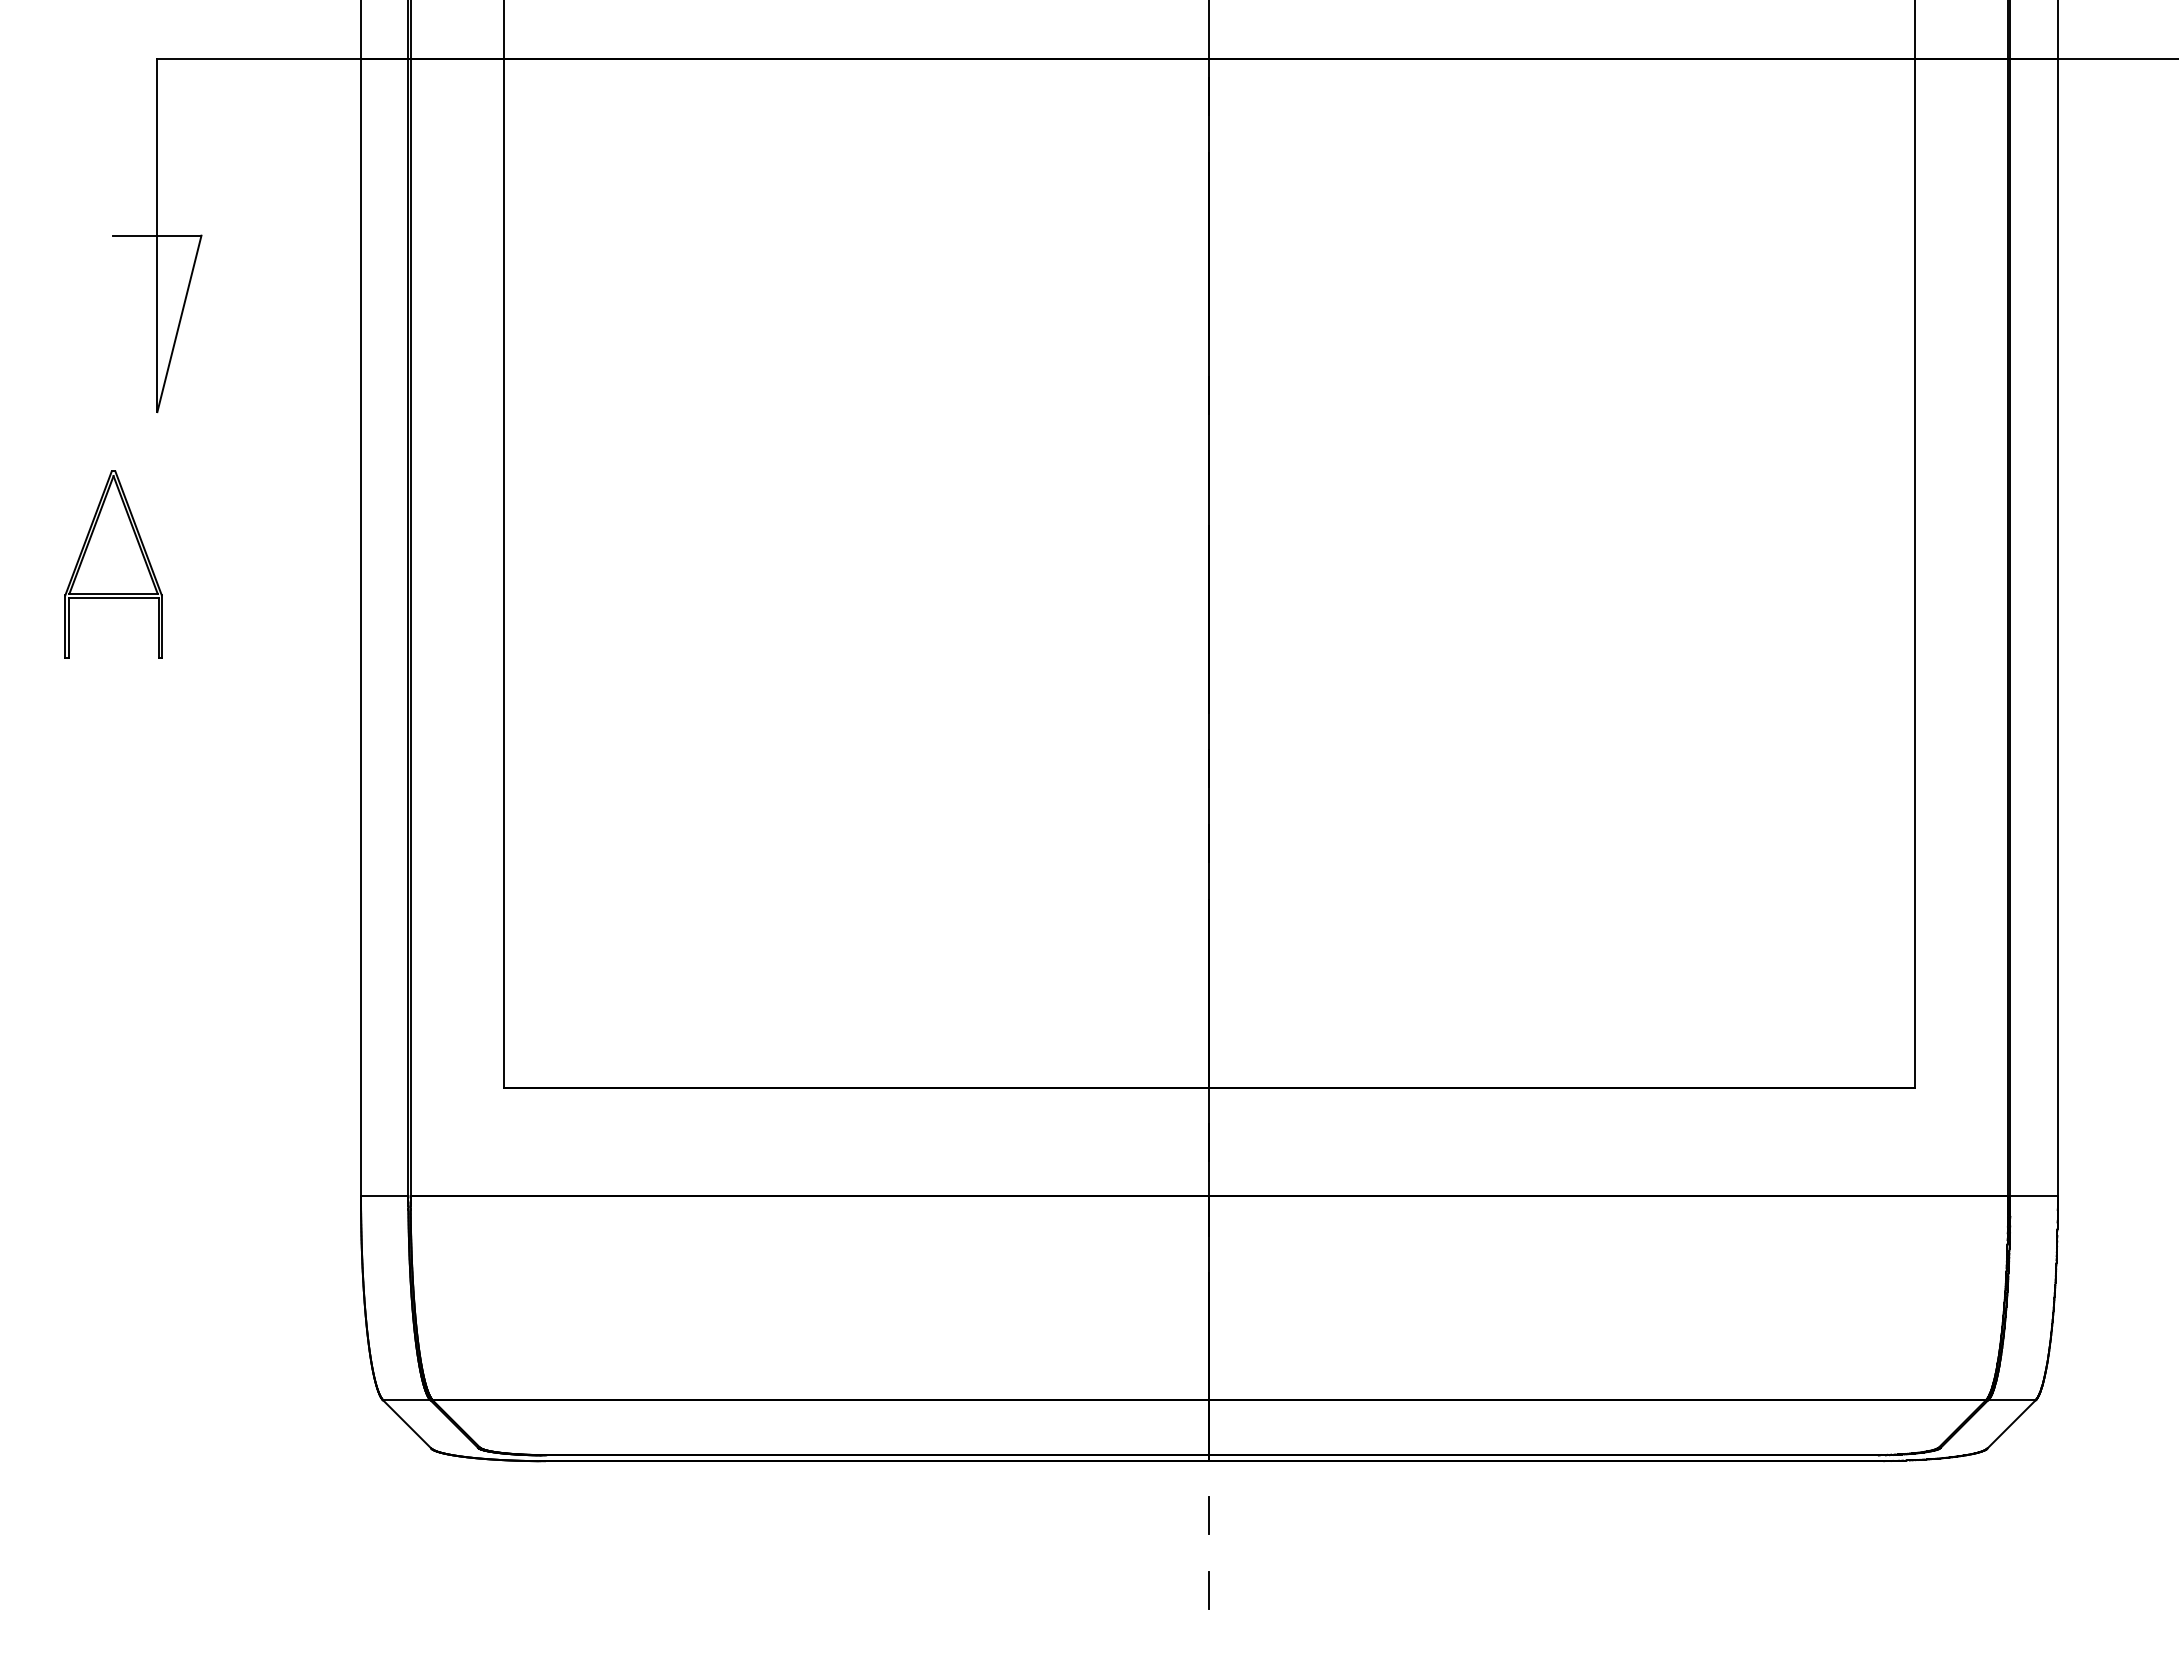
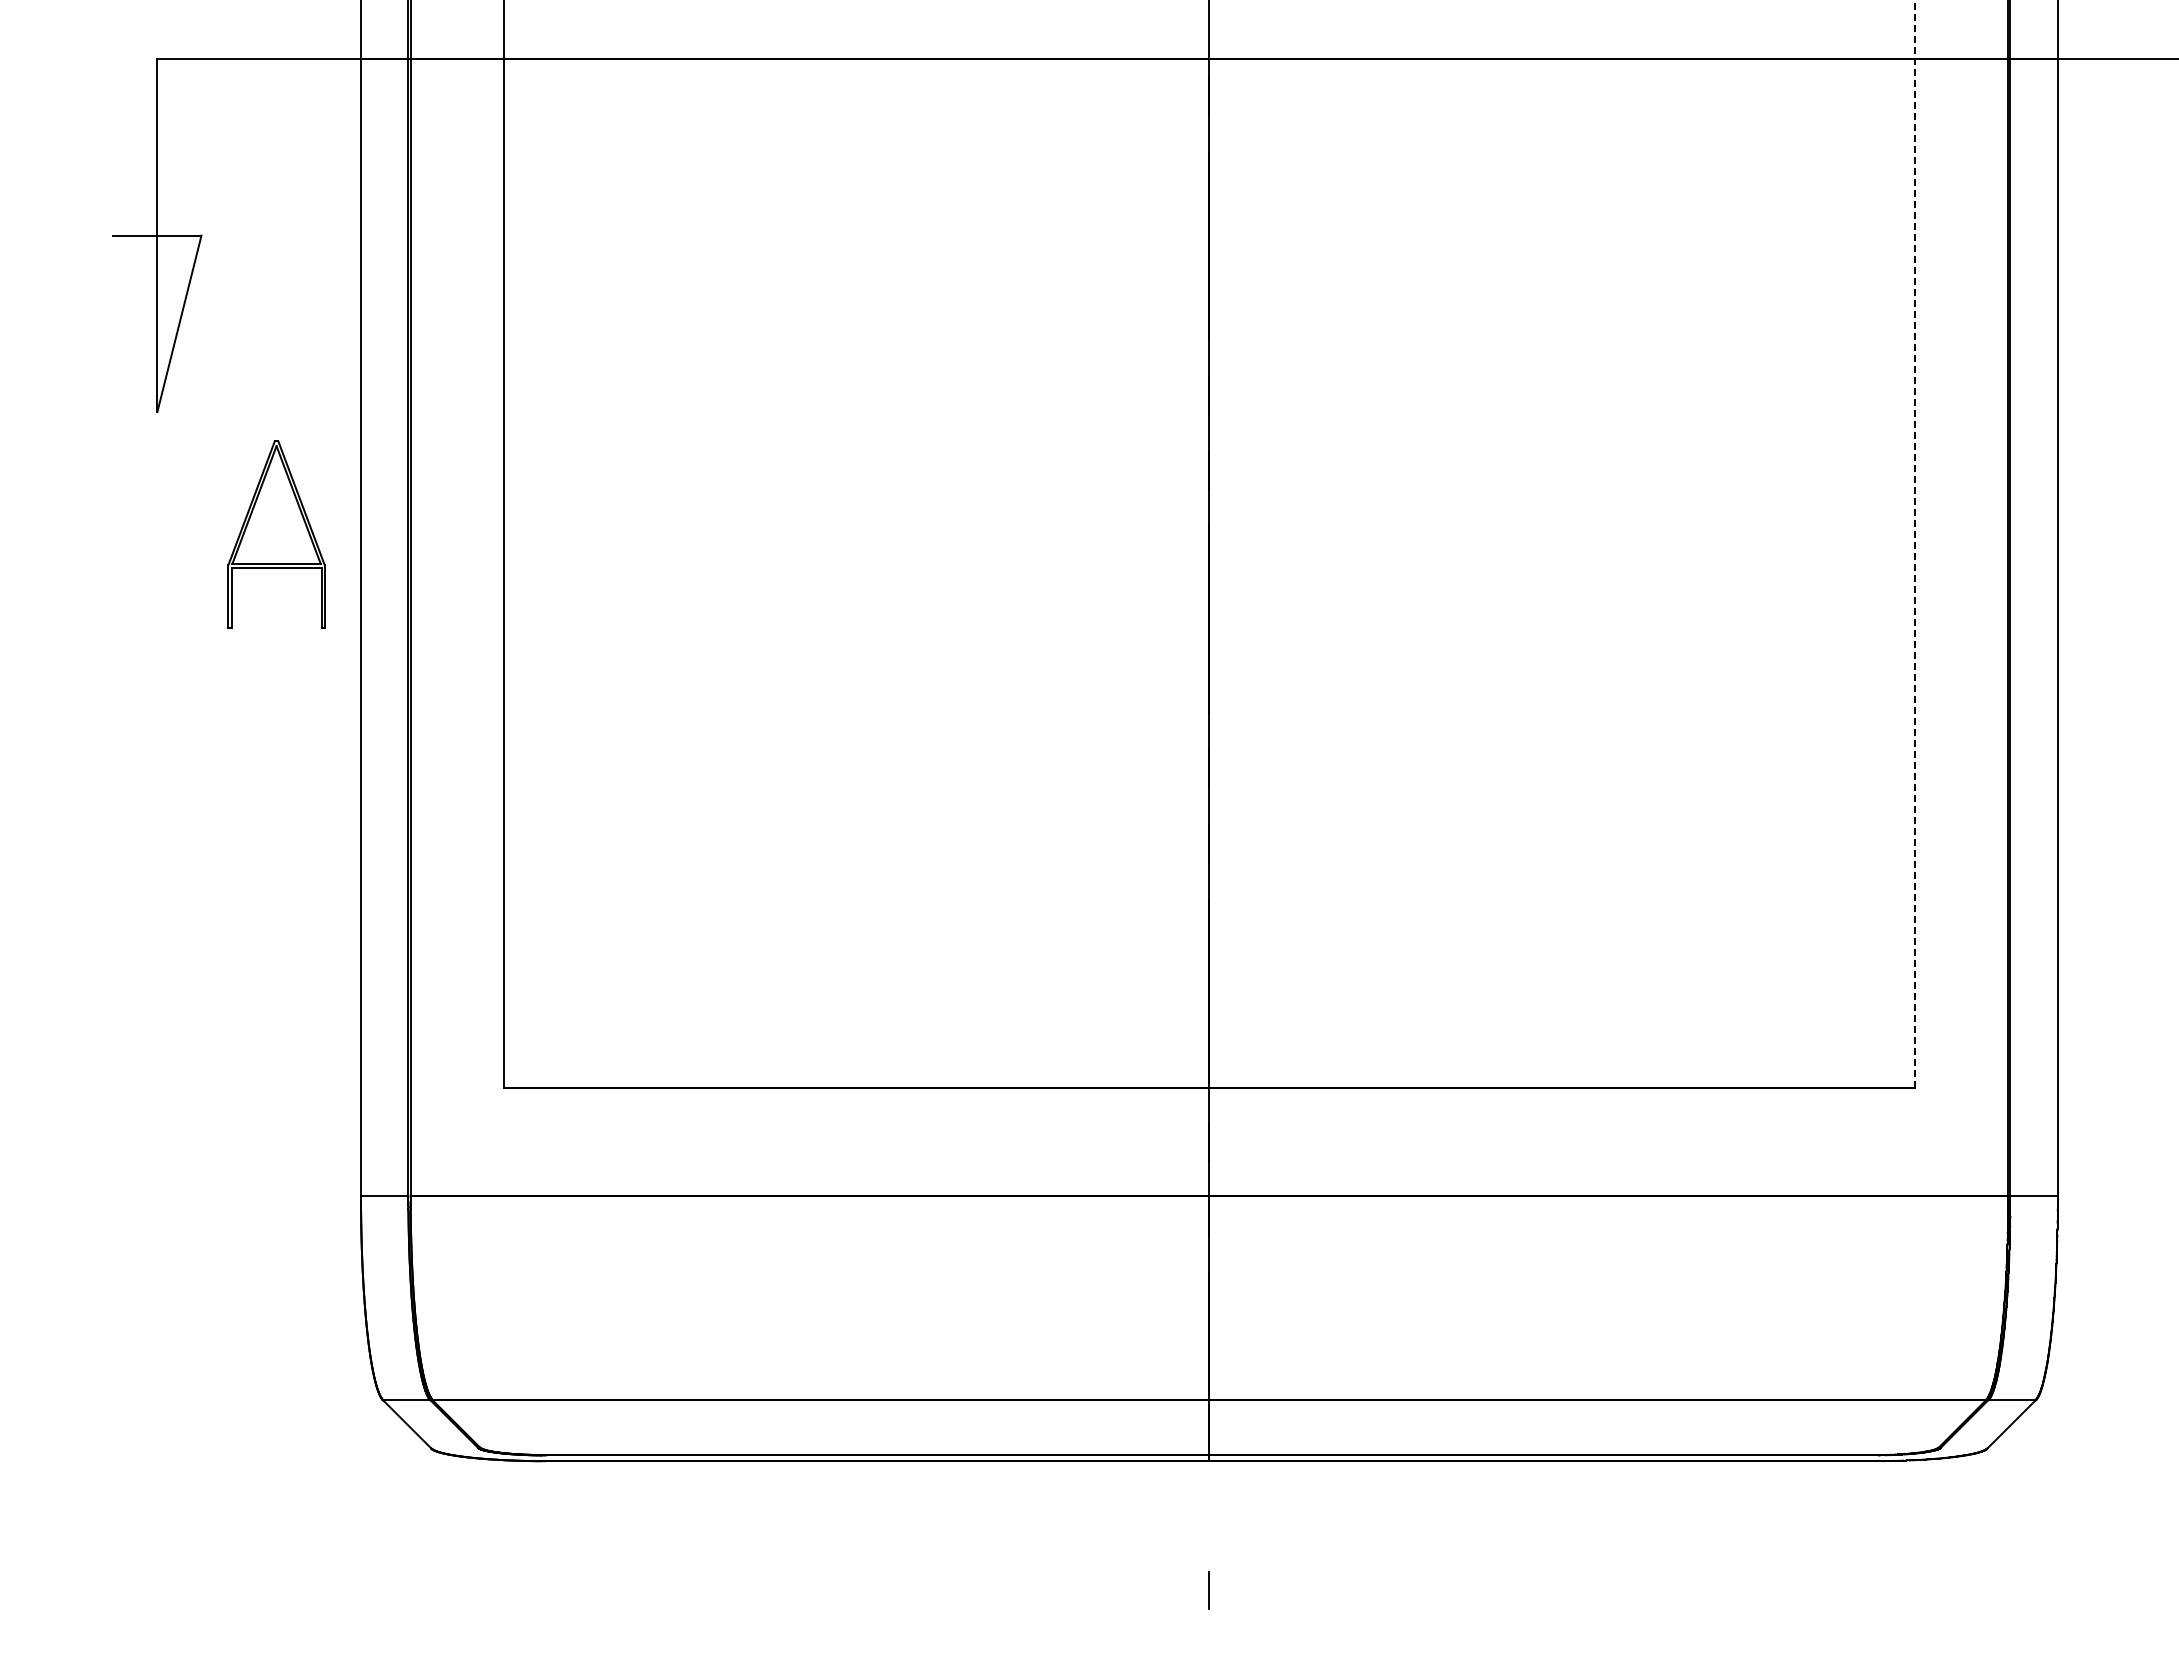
line: solid -> dashed (1915, 544)
part position: (113, 564) -> (276, 534) (276, 534)
line: present -> none (1208, 1515)
